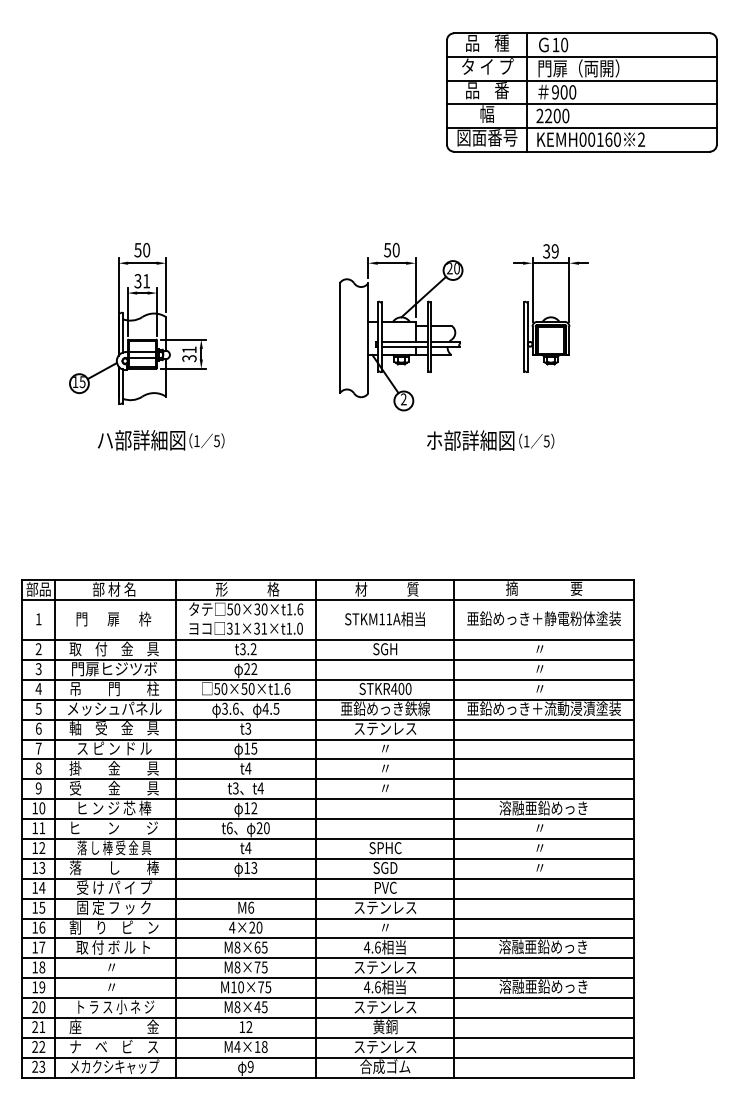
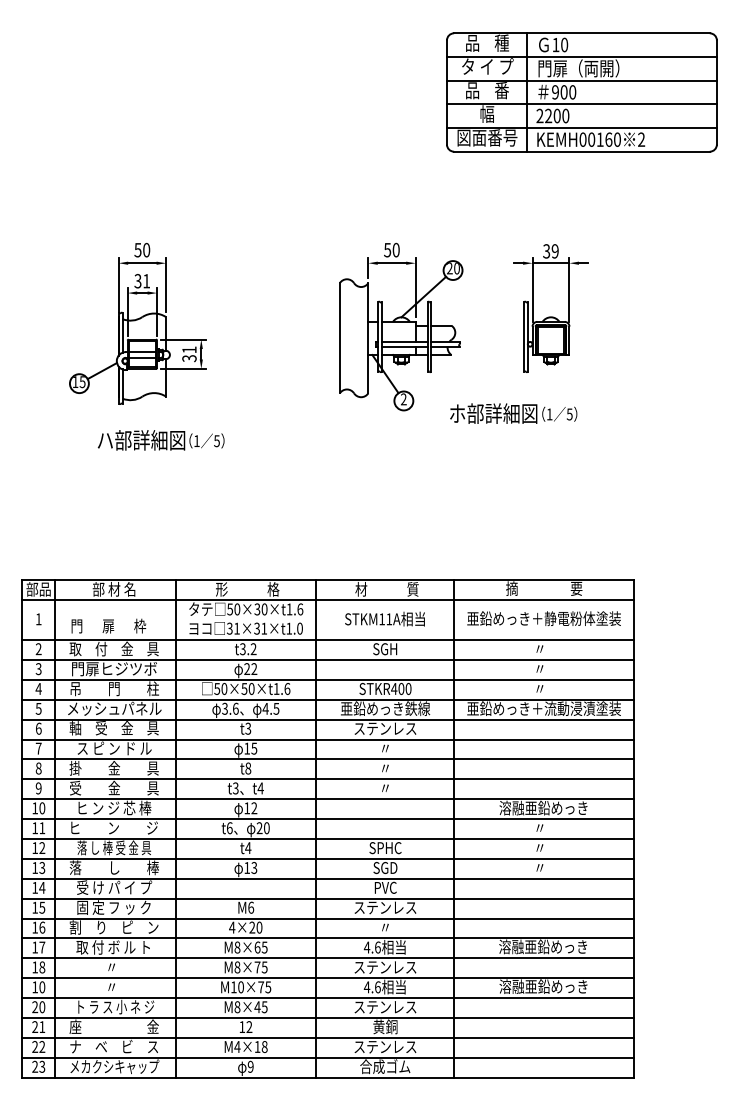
text position: (490, 440) -> (513, 413) (513, 413)
text position: (113, 618) -> (108, 625) (108, 625)
text: t4 -> t8 (248, 768)
text: 19 -> 10 (42, 987)
